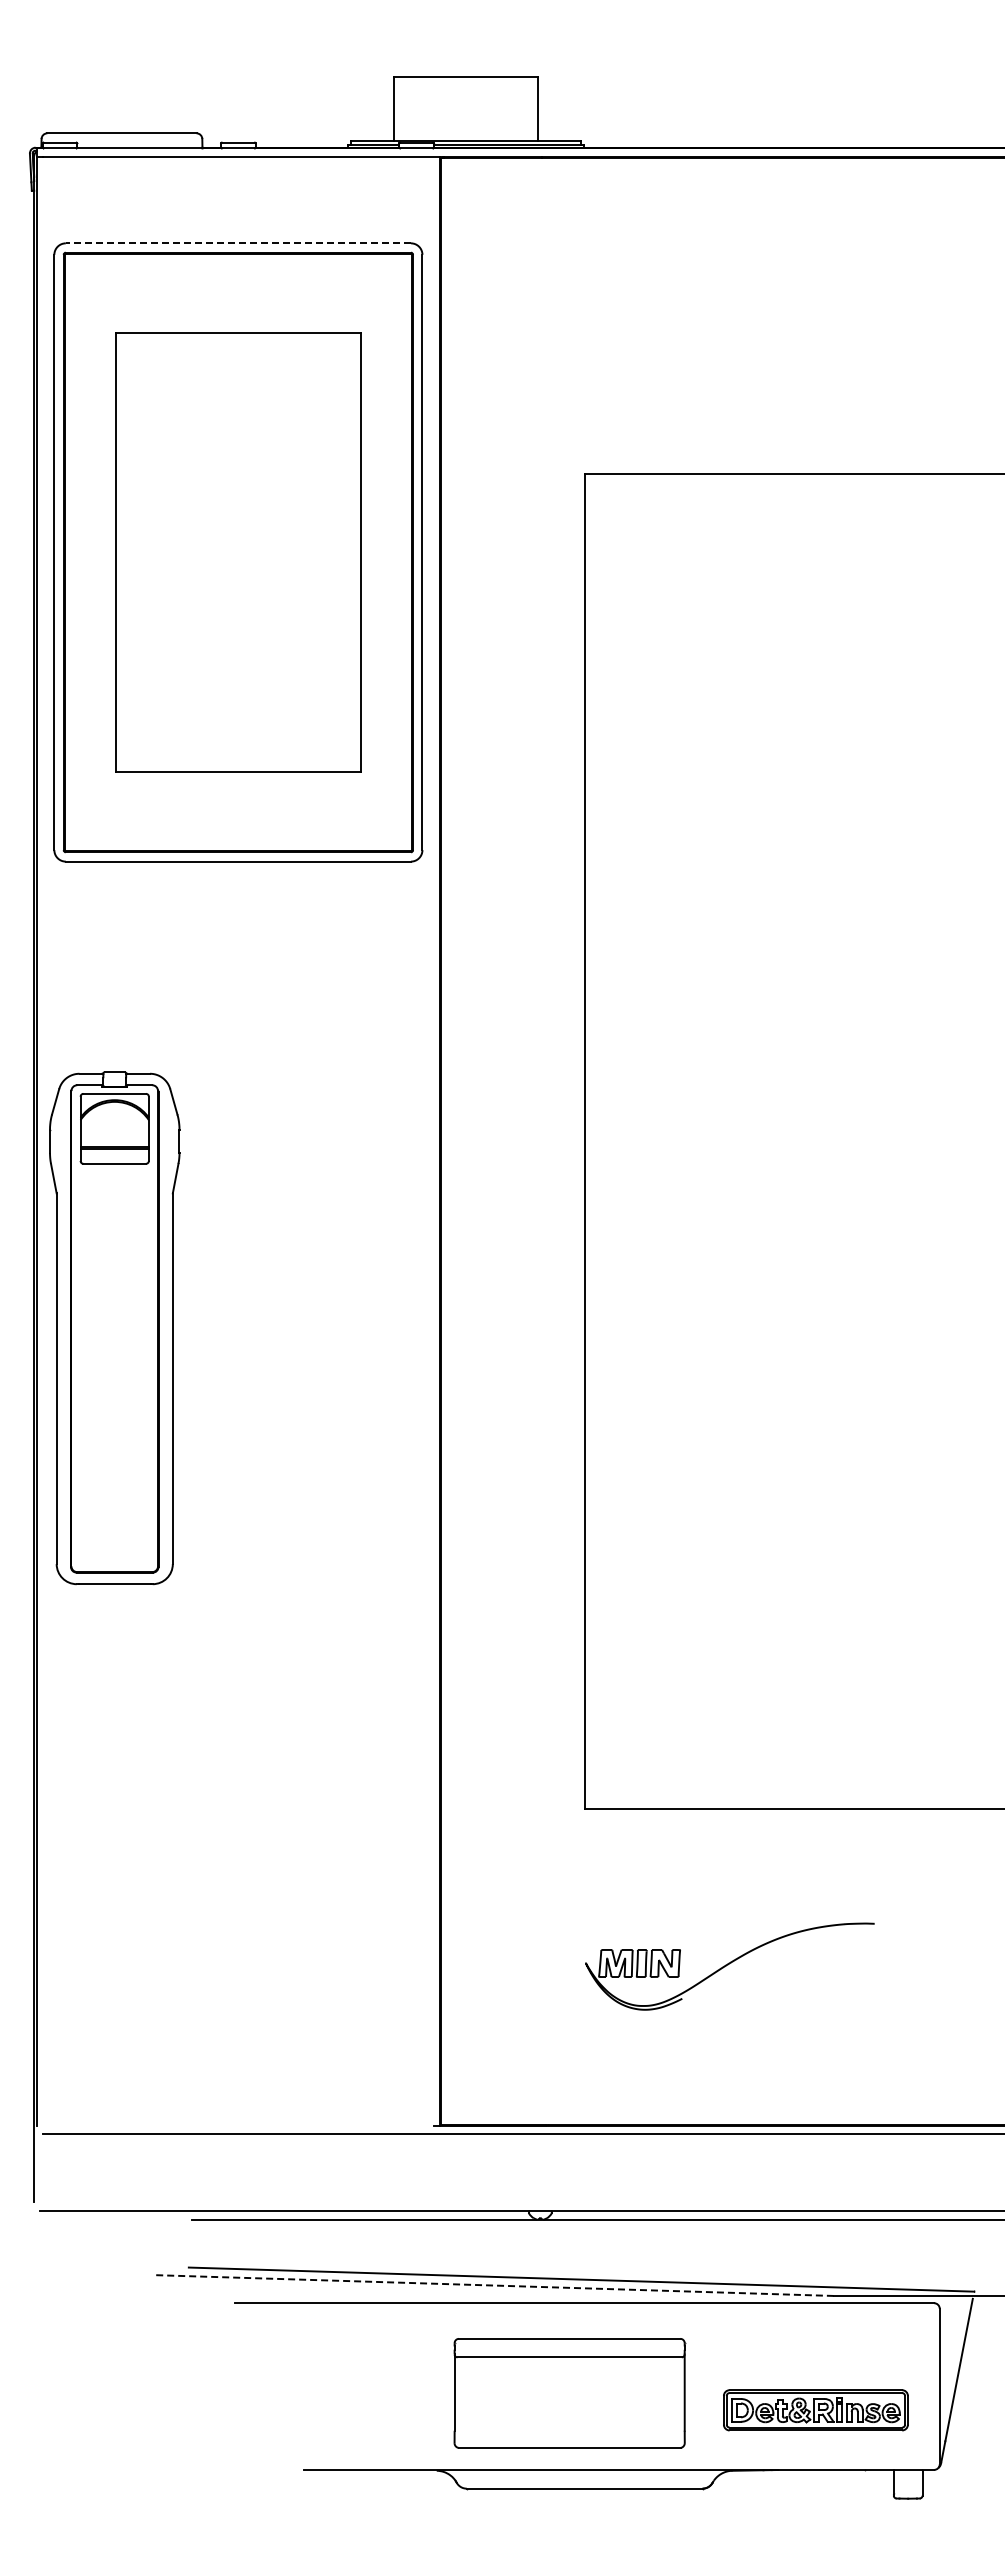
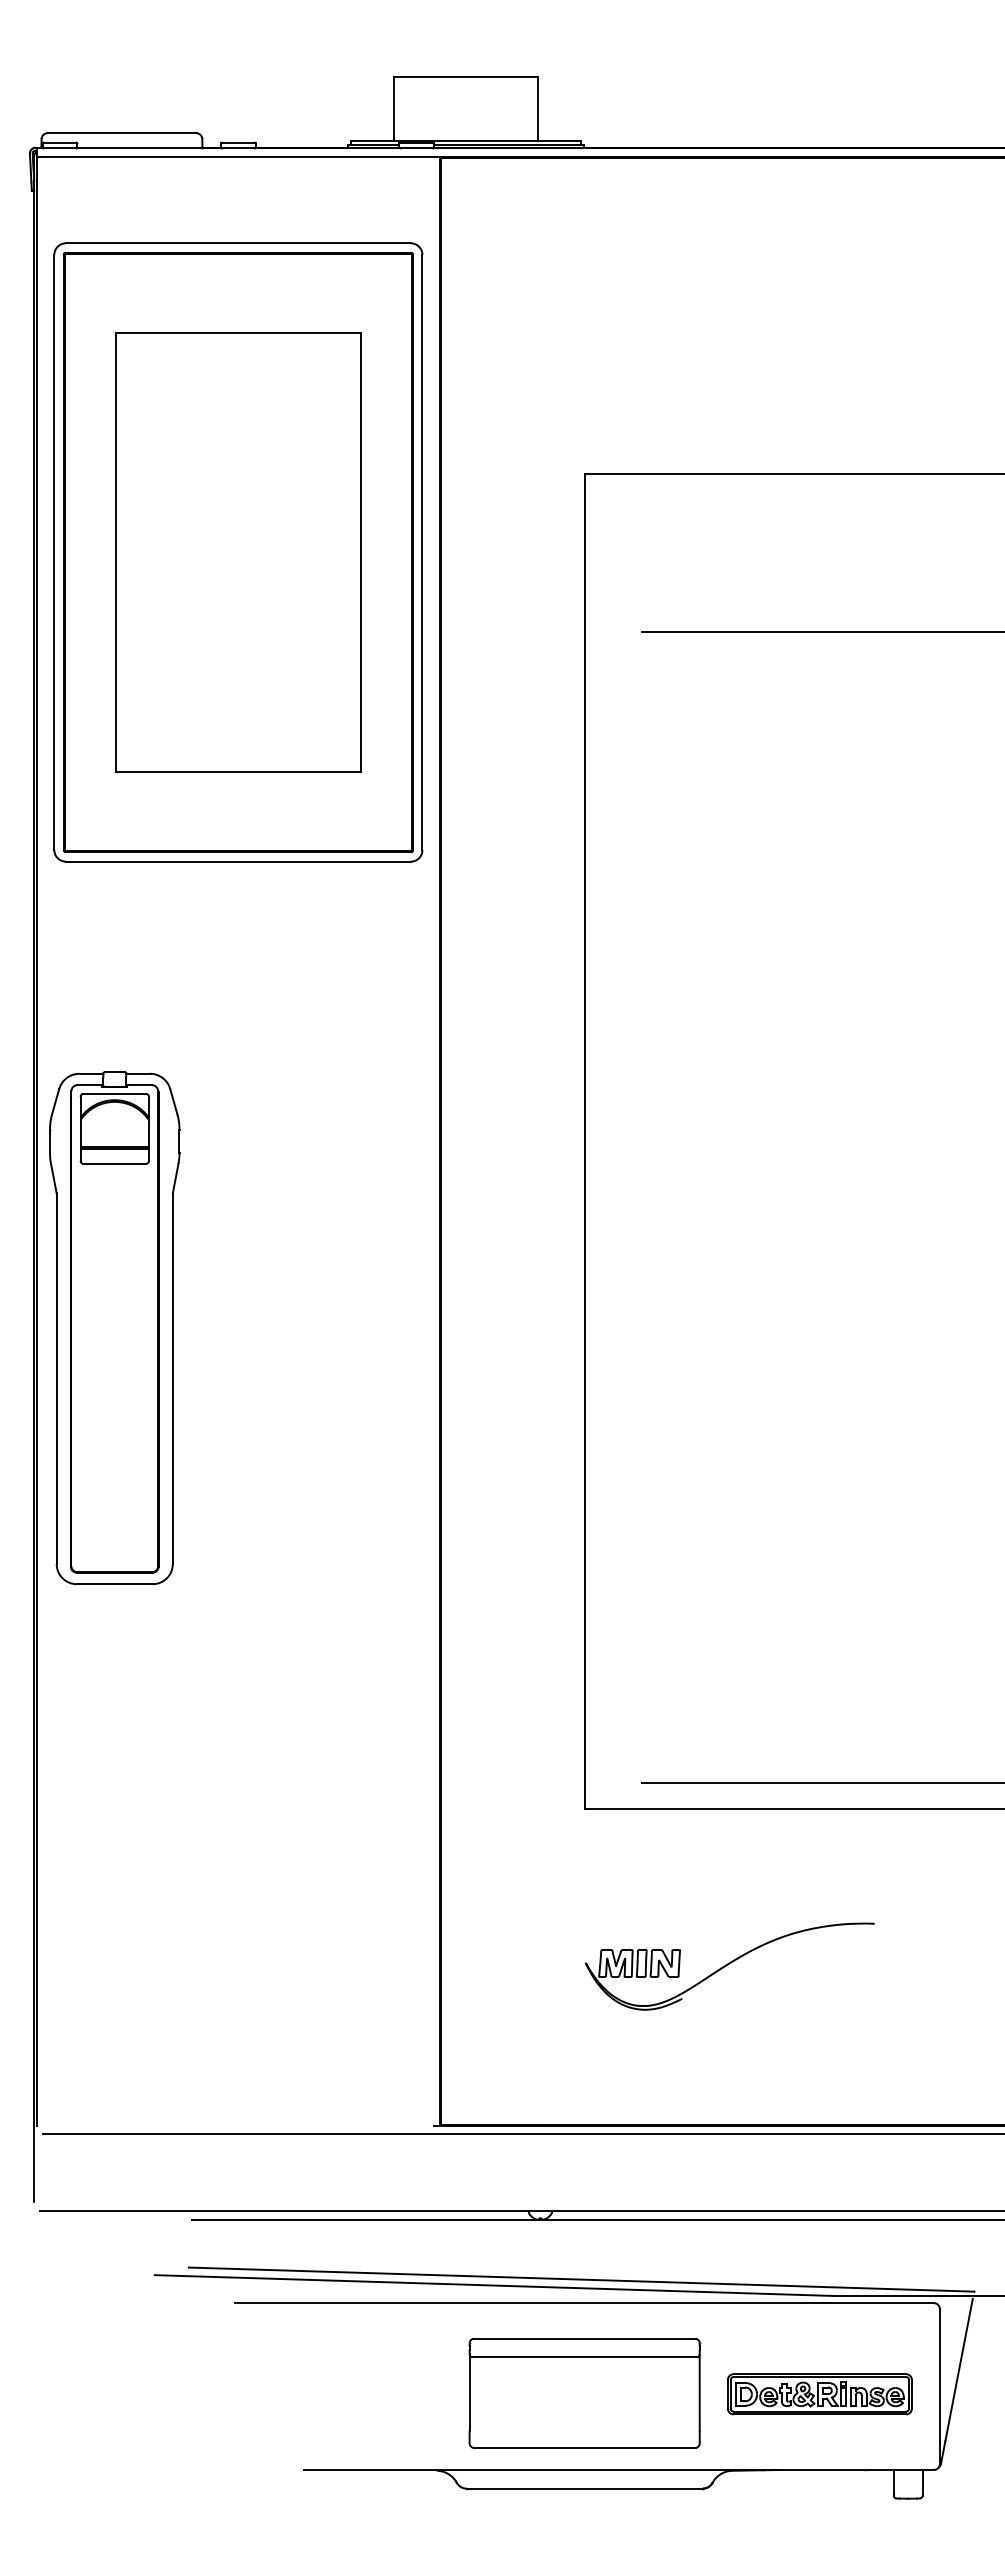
line: dashed -> solid (238, 243)
line: none -> present (821, 632)
line: none -> present (821, 1782)
line: dashed -> solid (494, 2285)
part position: (569, 2393) -> (584, 2393) (584, 2393)
part position: (815, 2410) -> (819, 2394) (819, 2394)
